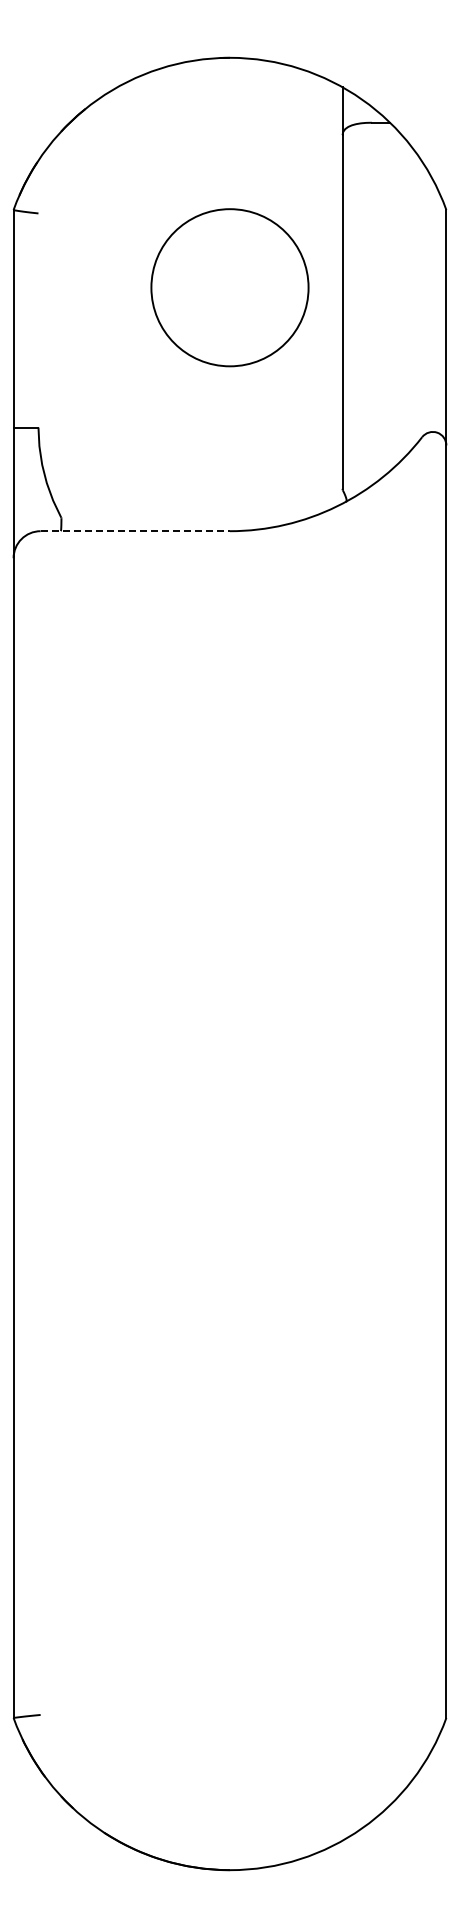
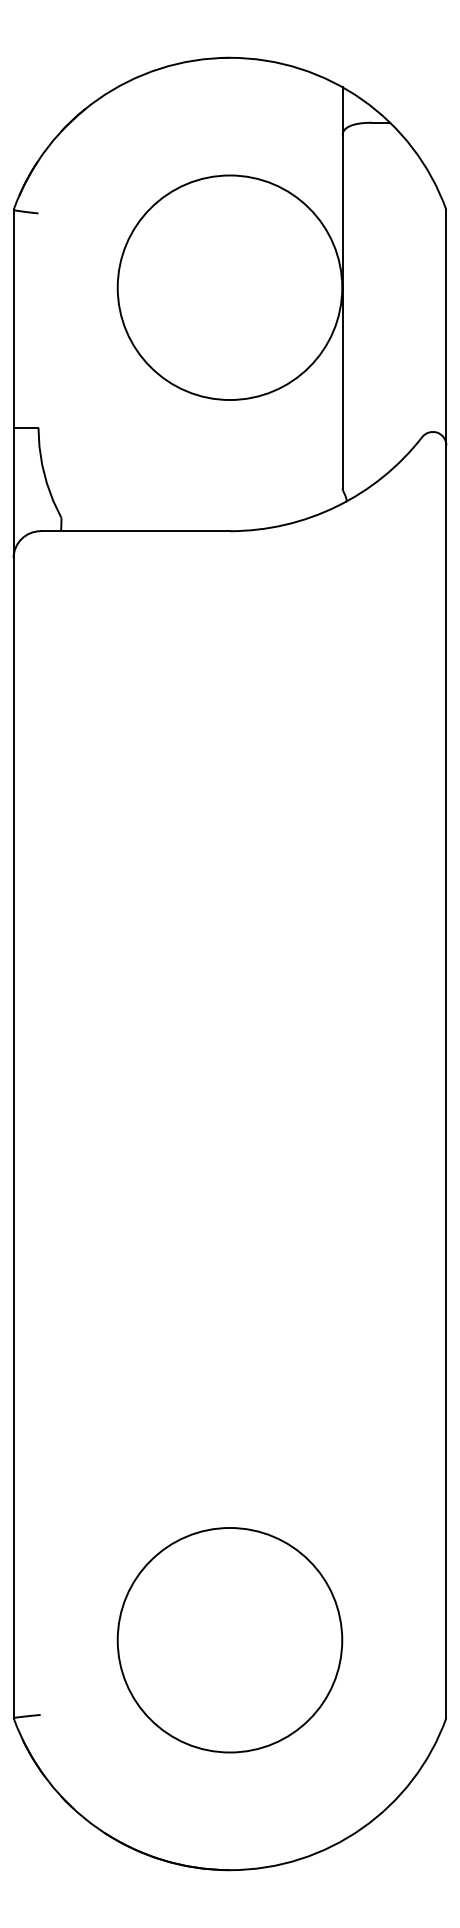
circle diameter: 157 px -> 225 px (229, 287)
line: dashed -> solid (135, 531)
circle: none -> present (229, 1640)
